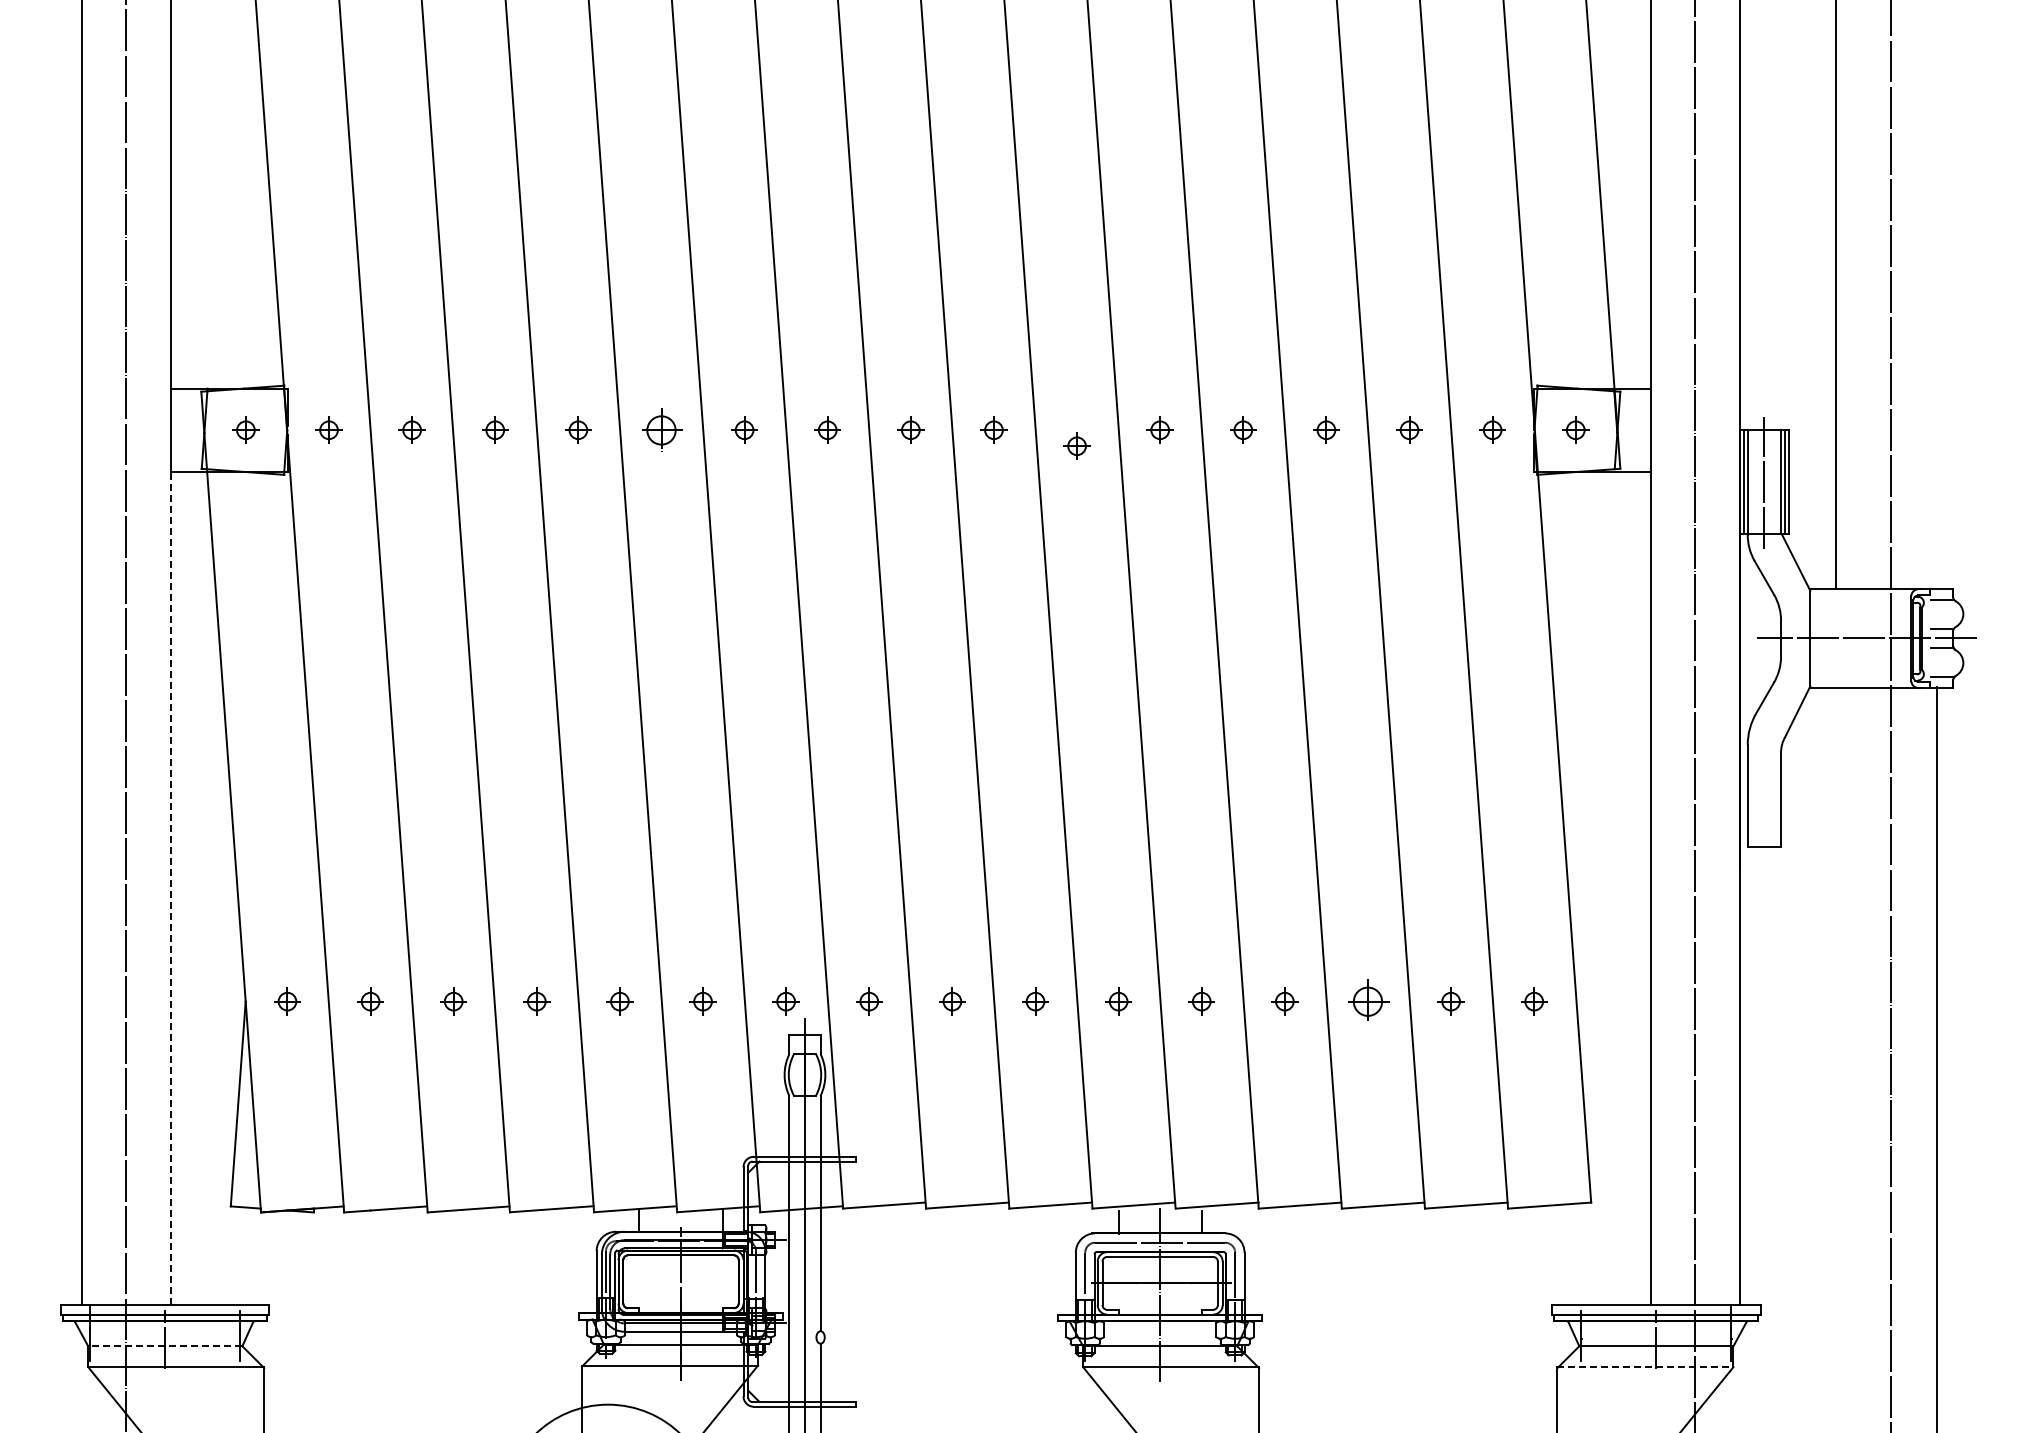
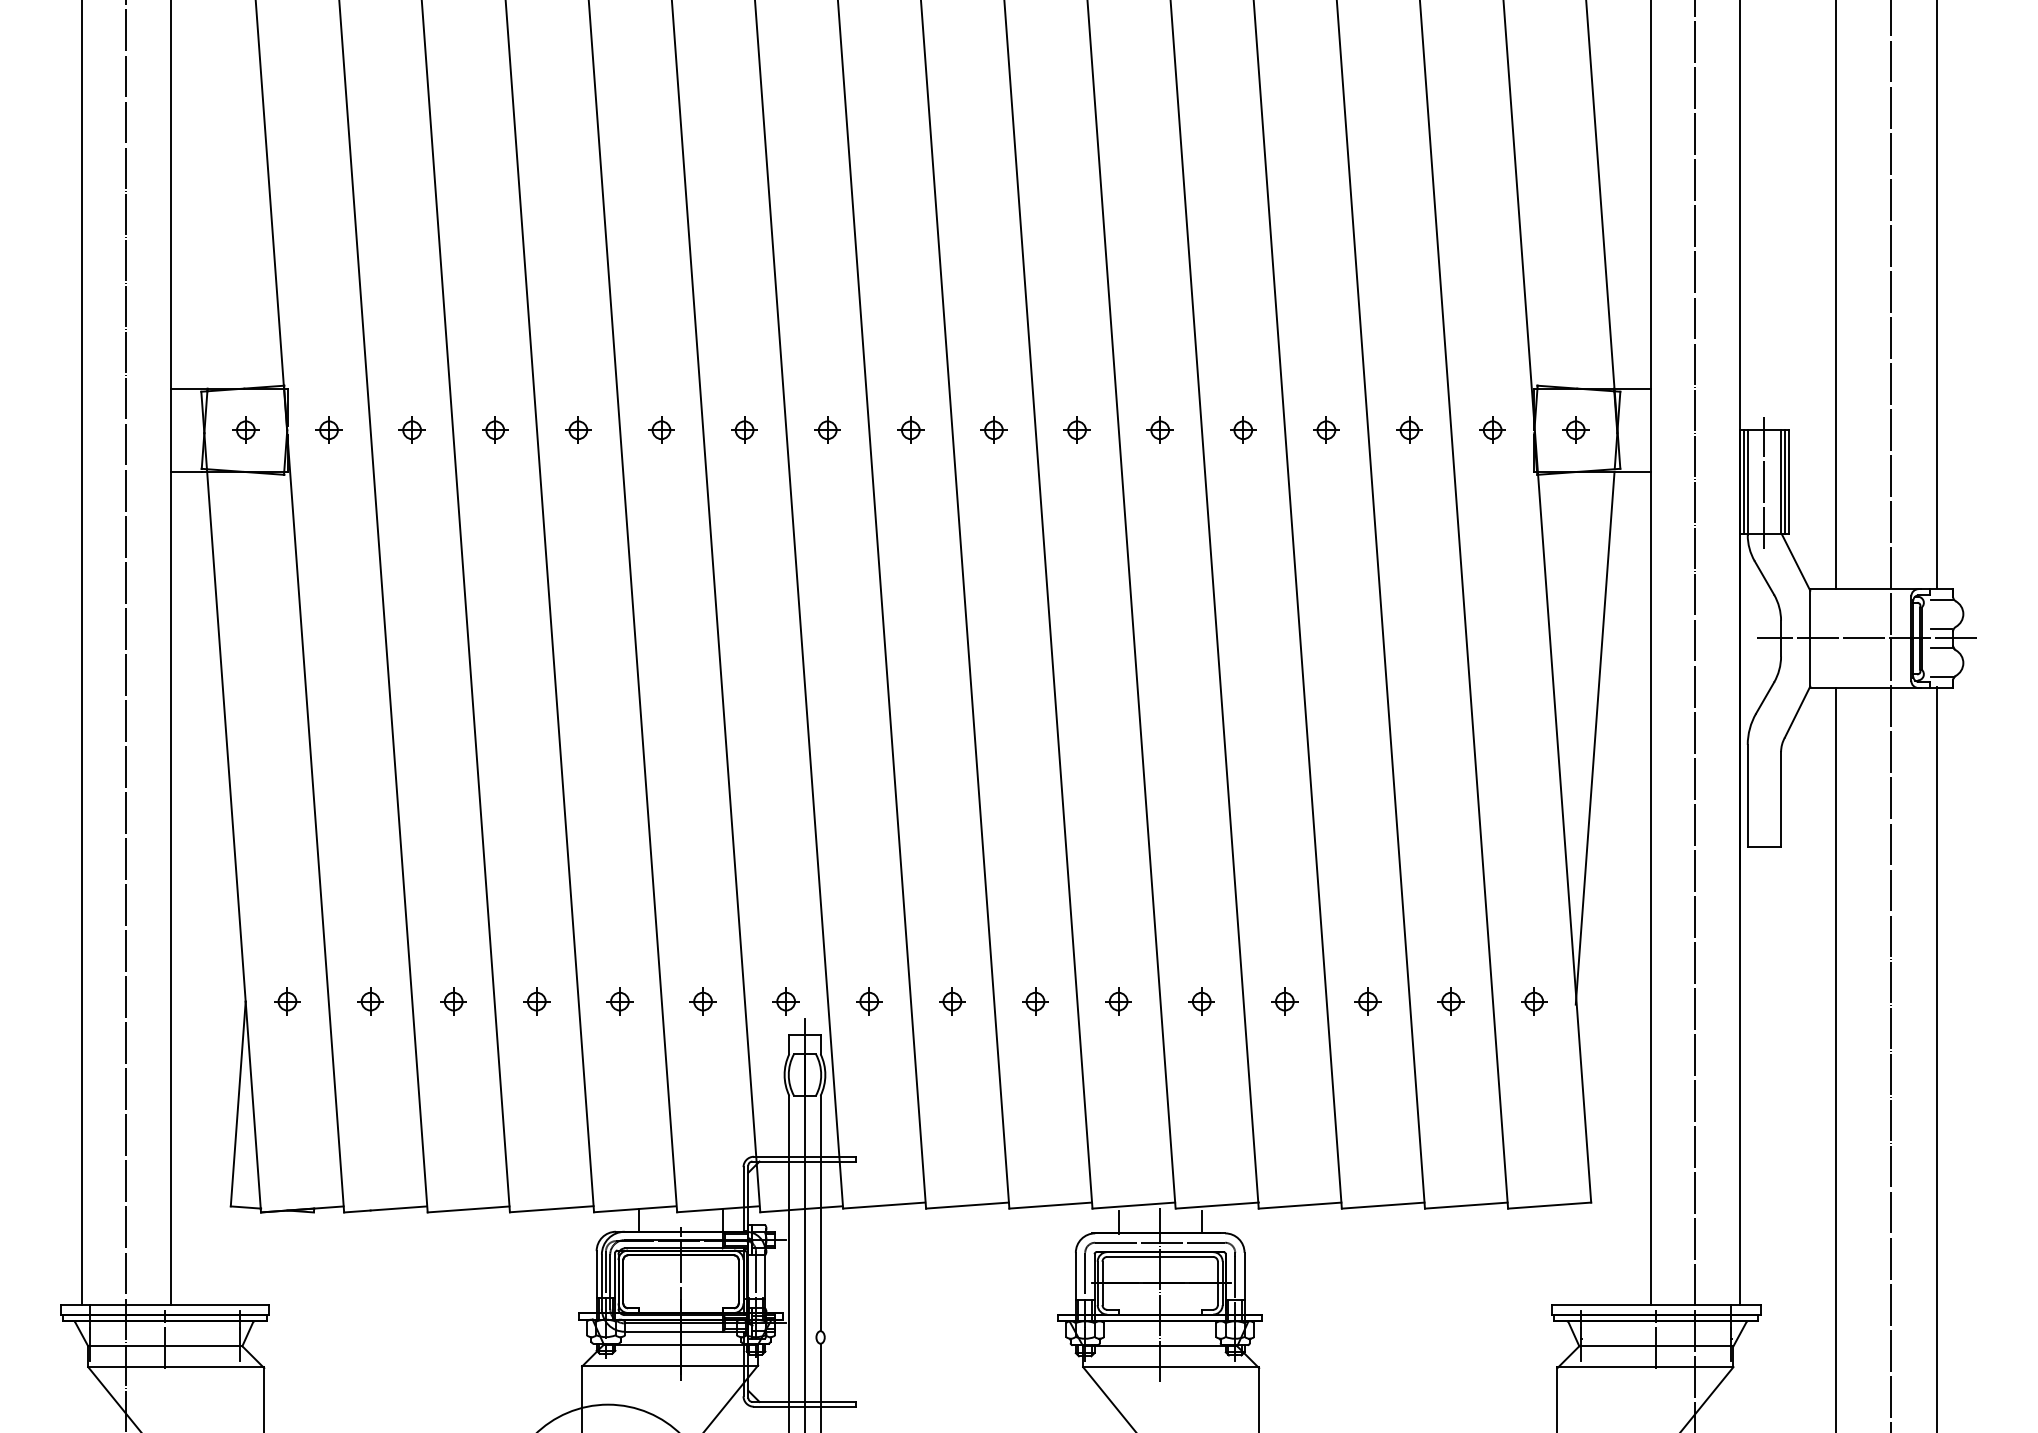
line: none -> present (1936, 294)
part size: 41x44 px -> 27x28 px (661, 429)
part position: (1076, 445) -> (1076, 429) (1076, 429)
line: none -> present (1594, 737)
line: dashed -> solid (170, 888)
part size: 42x42 px -> 28x29 px (1367, 1001)
line: none -> present (1835, 1058)
line: dashed -> solid (164, 1346)
line: dashed -> solid (1645, 1367)
